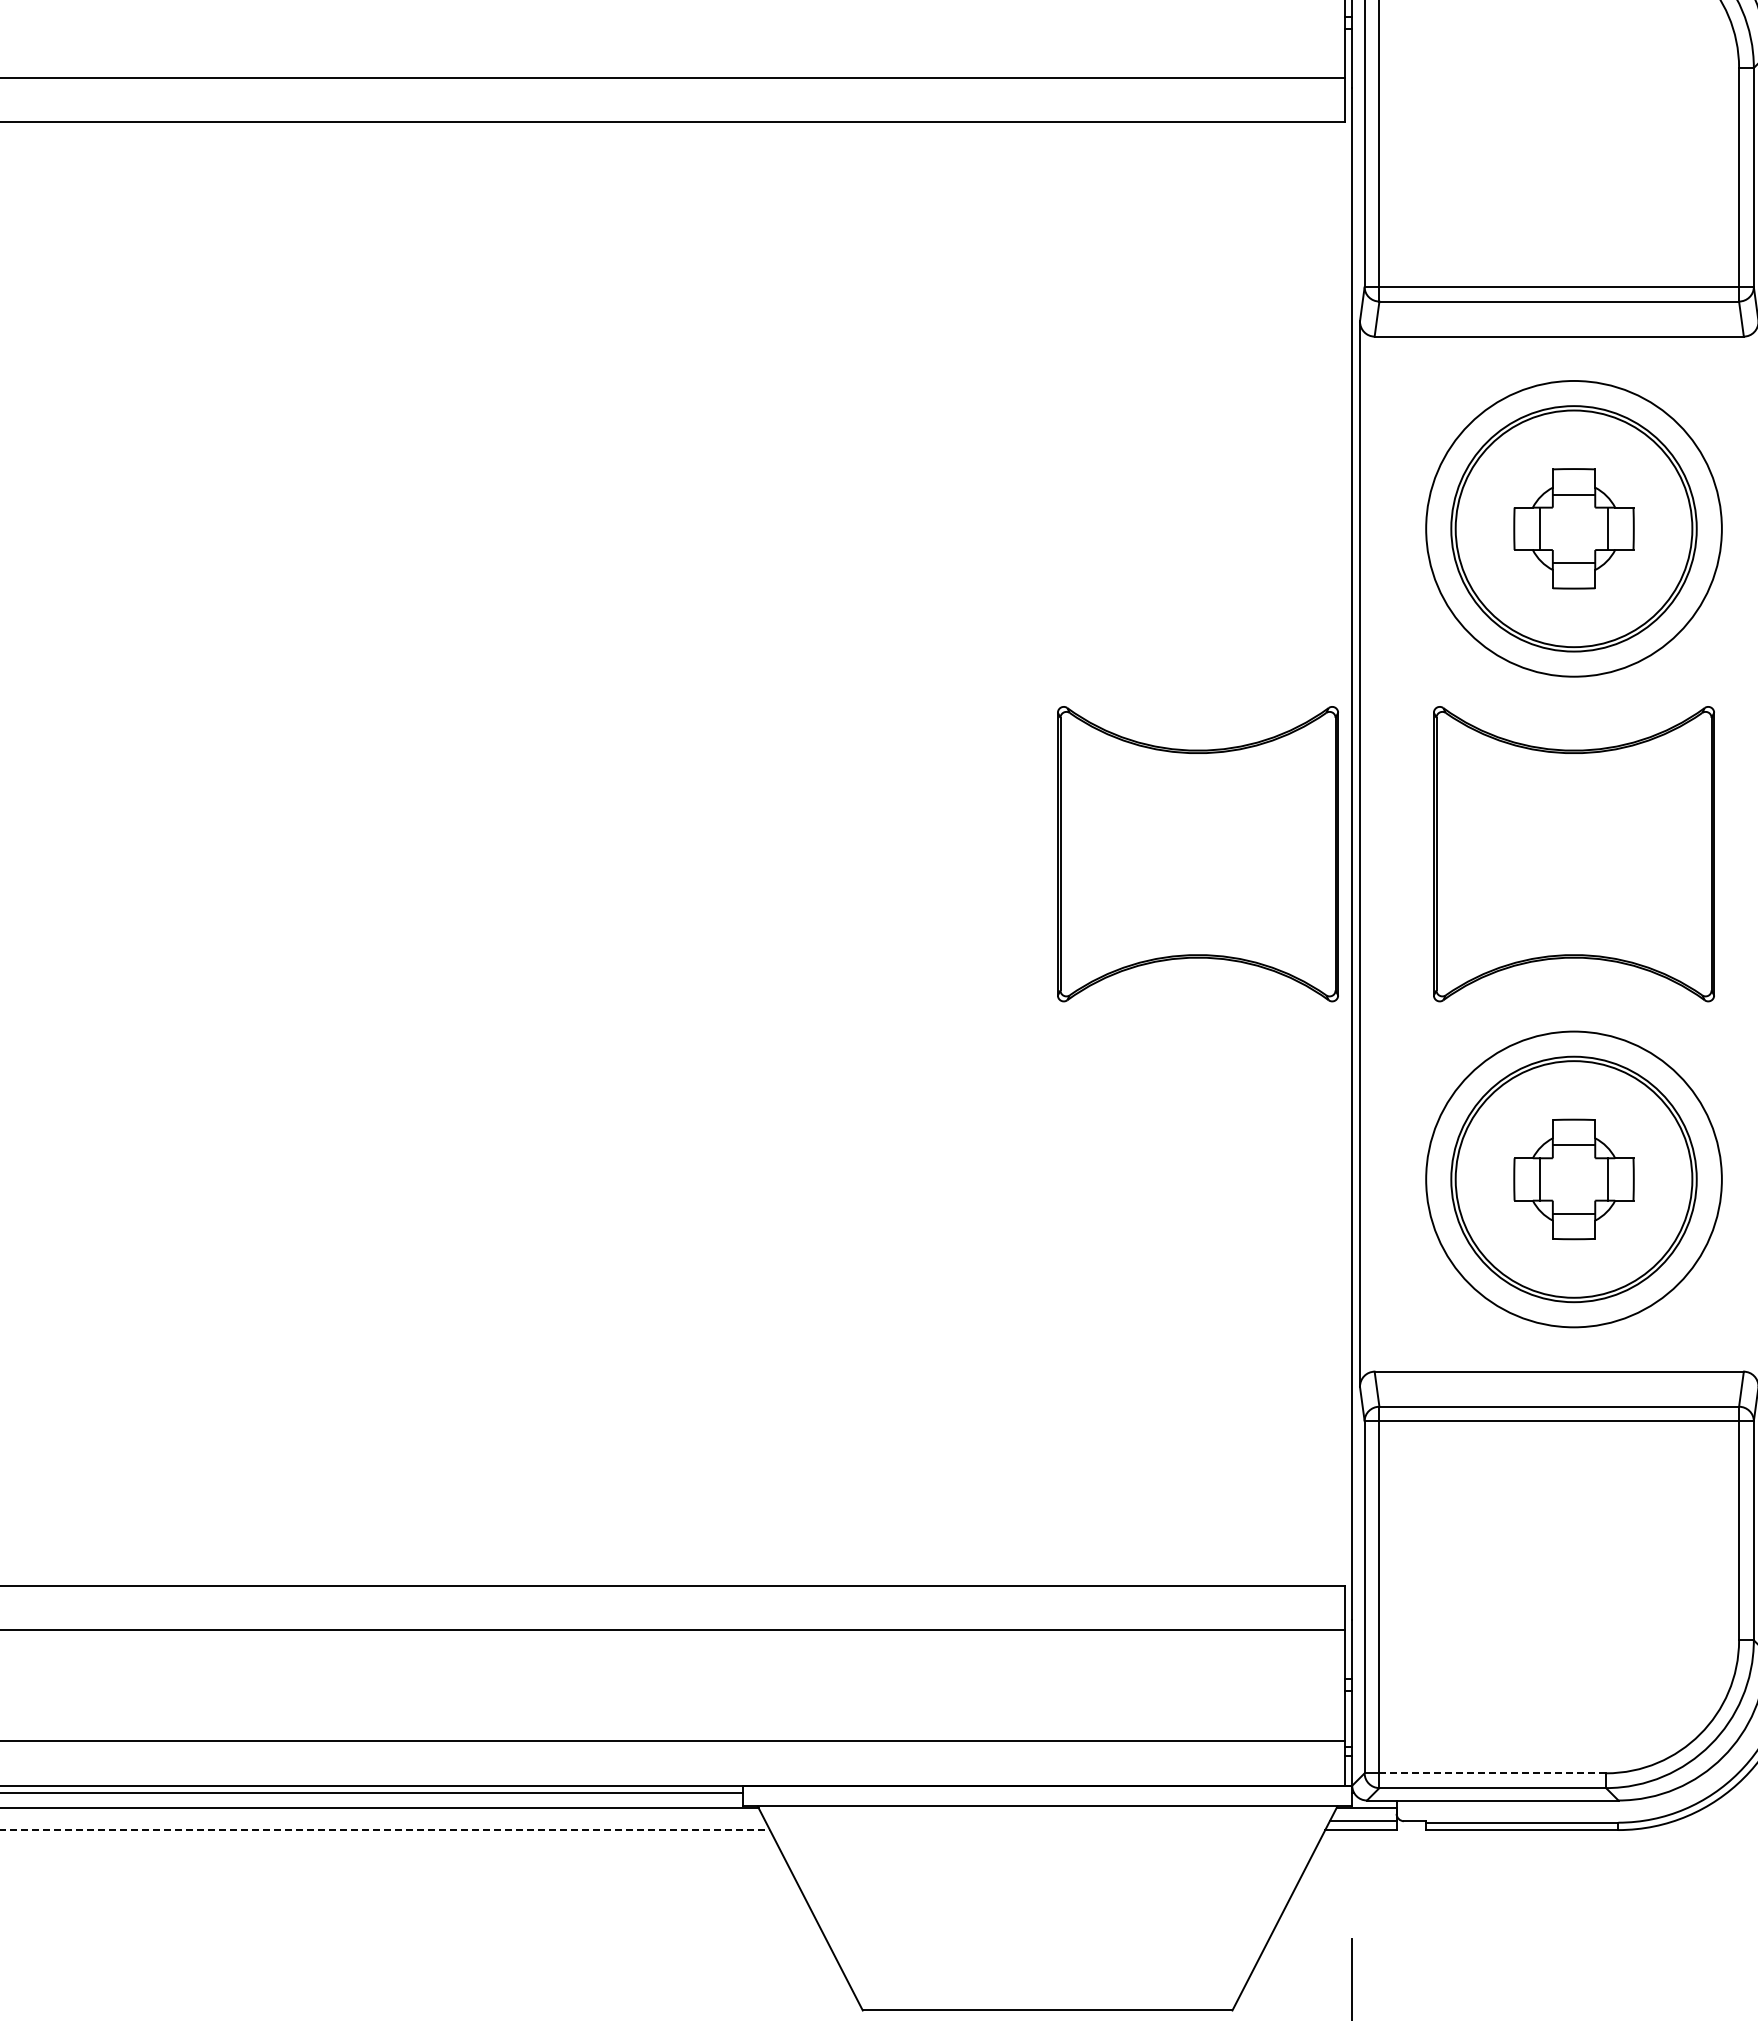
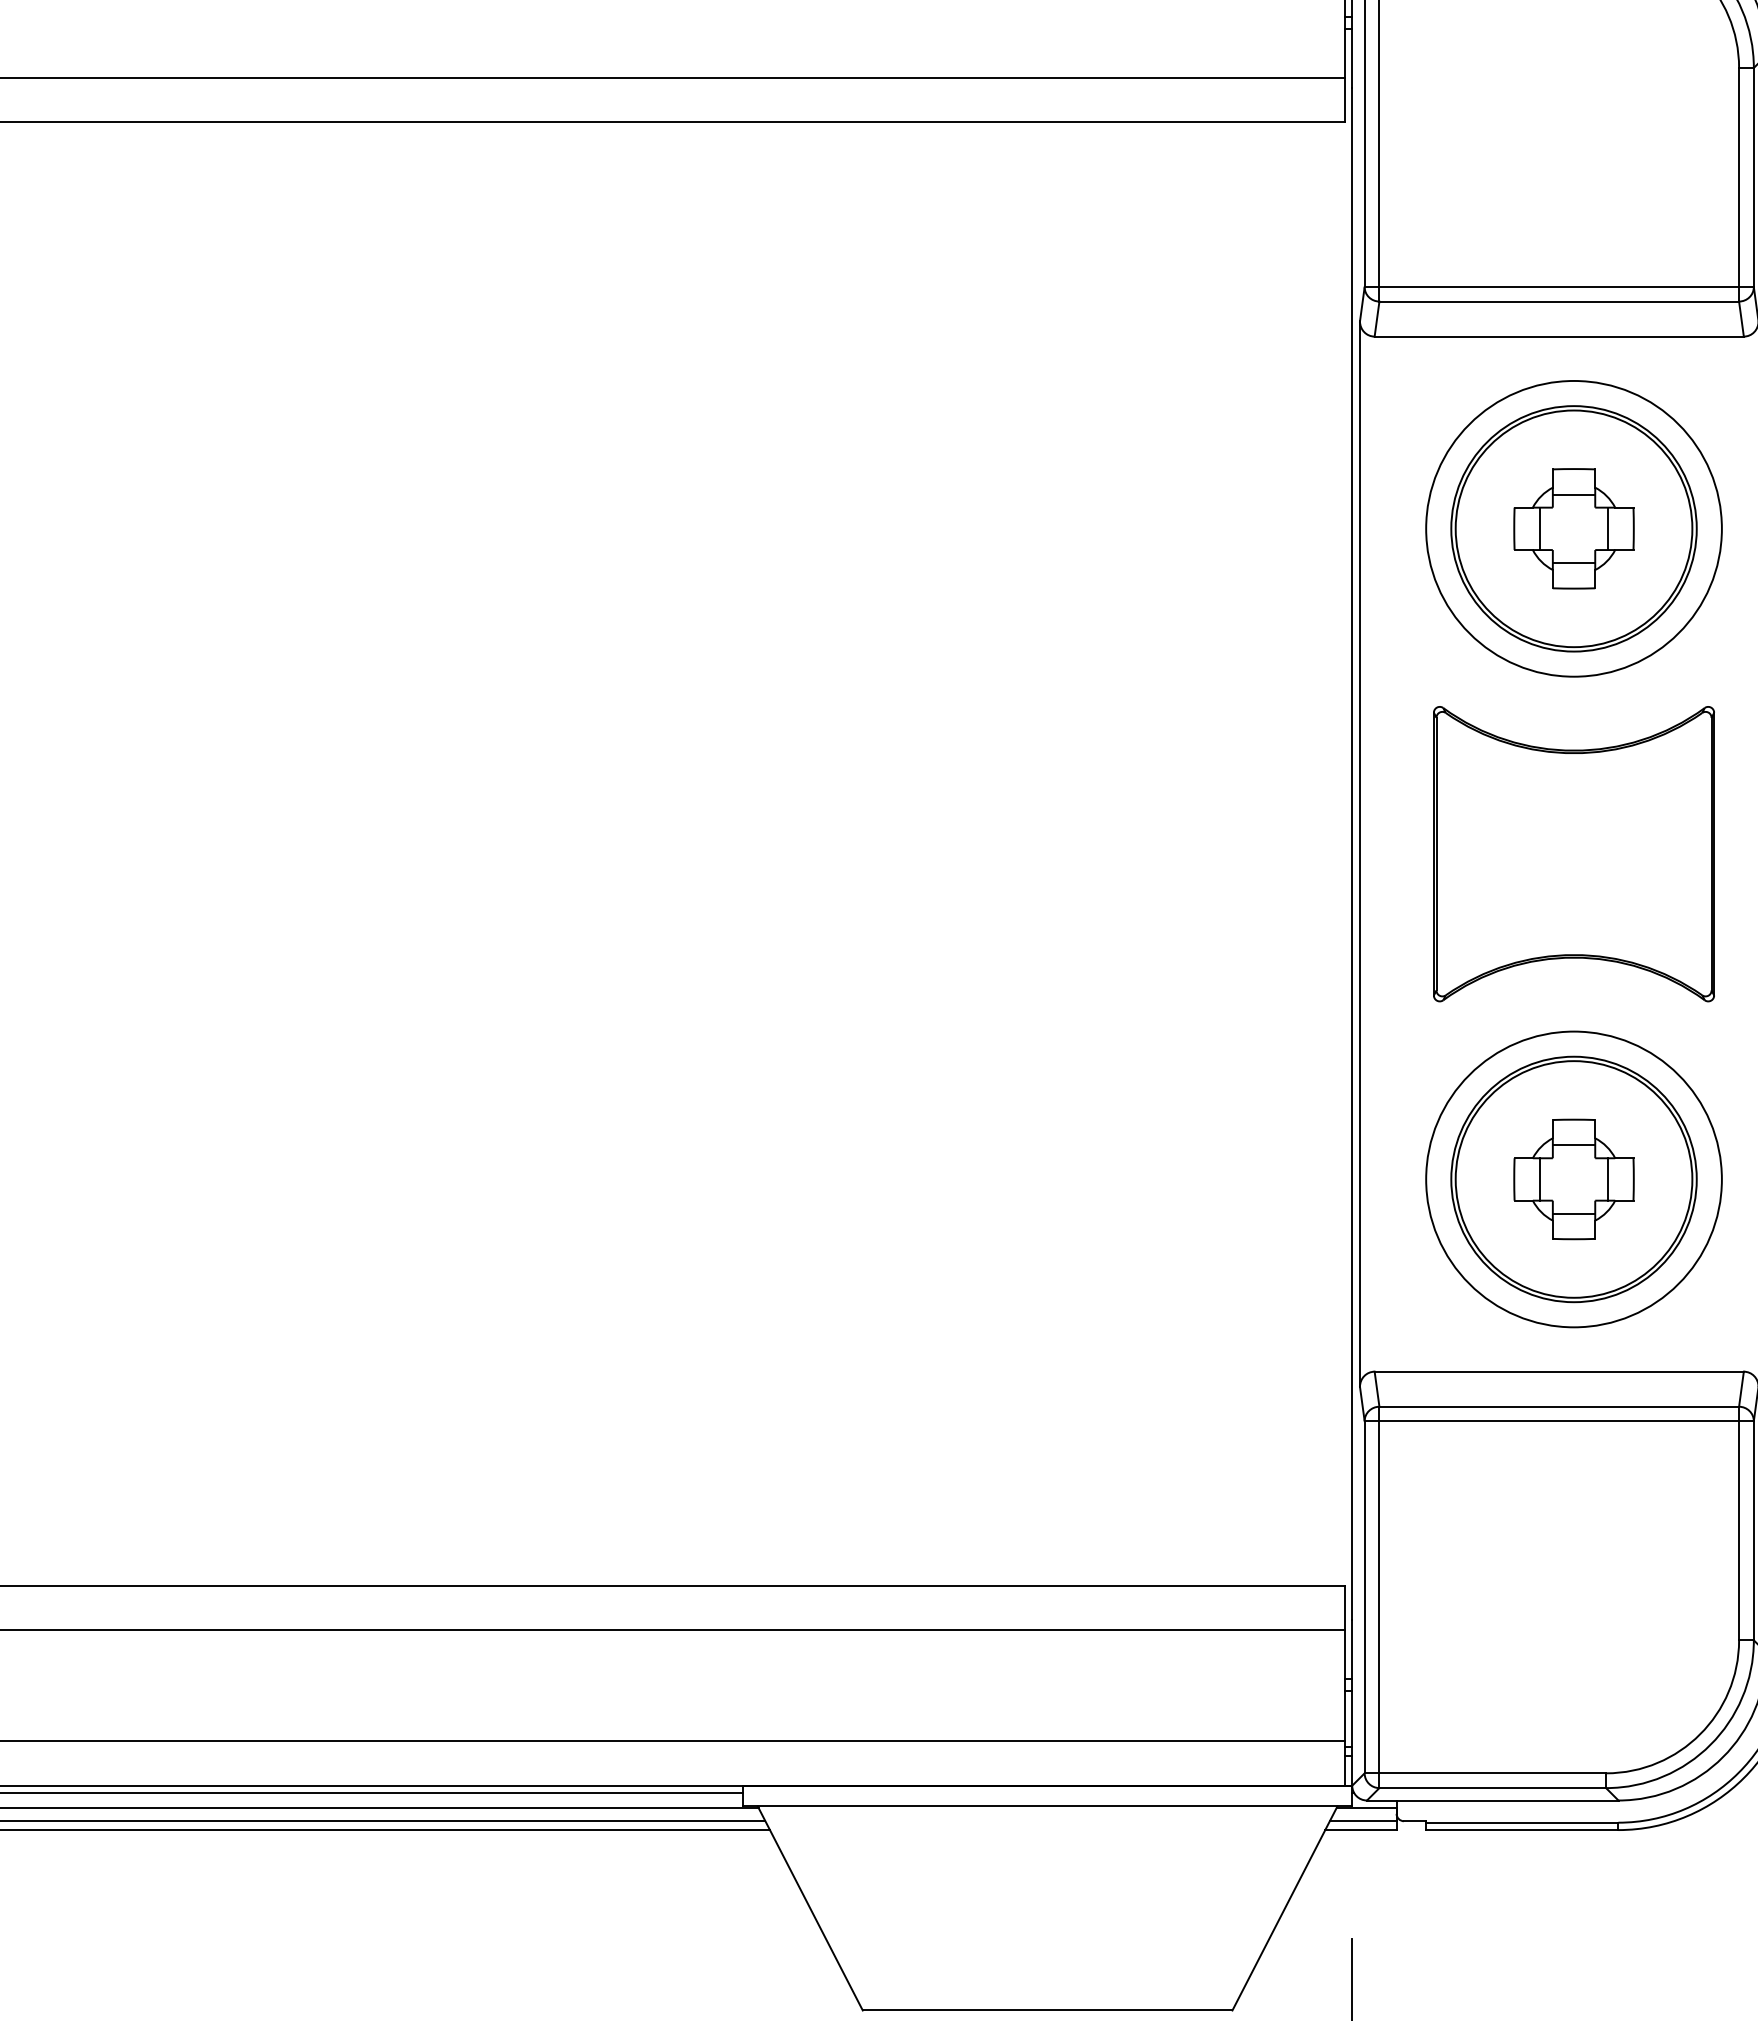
part: present -> none (1197, 854)
line: dashed -> solid (1492, 1773)
line: none -> present (383, 1821)
line: dashed -> solid (385, 1830)
